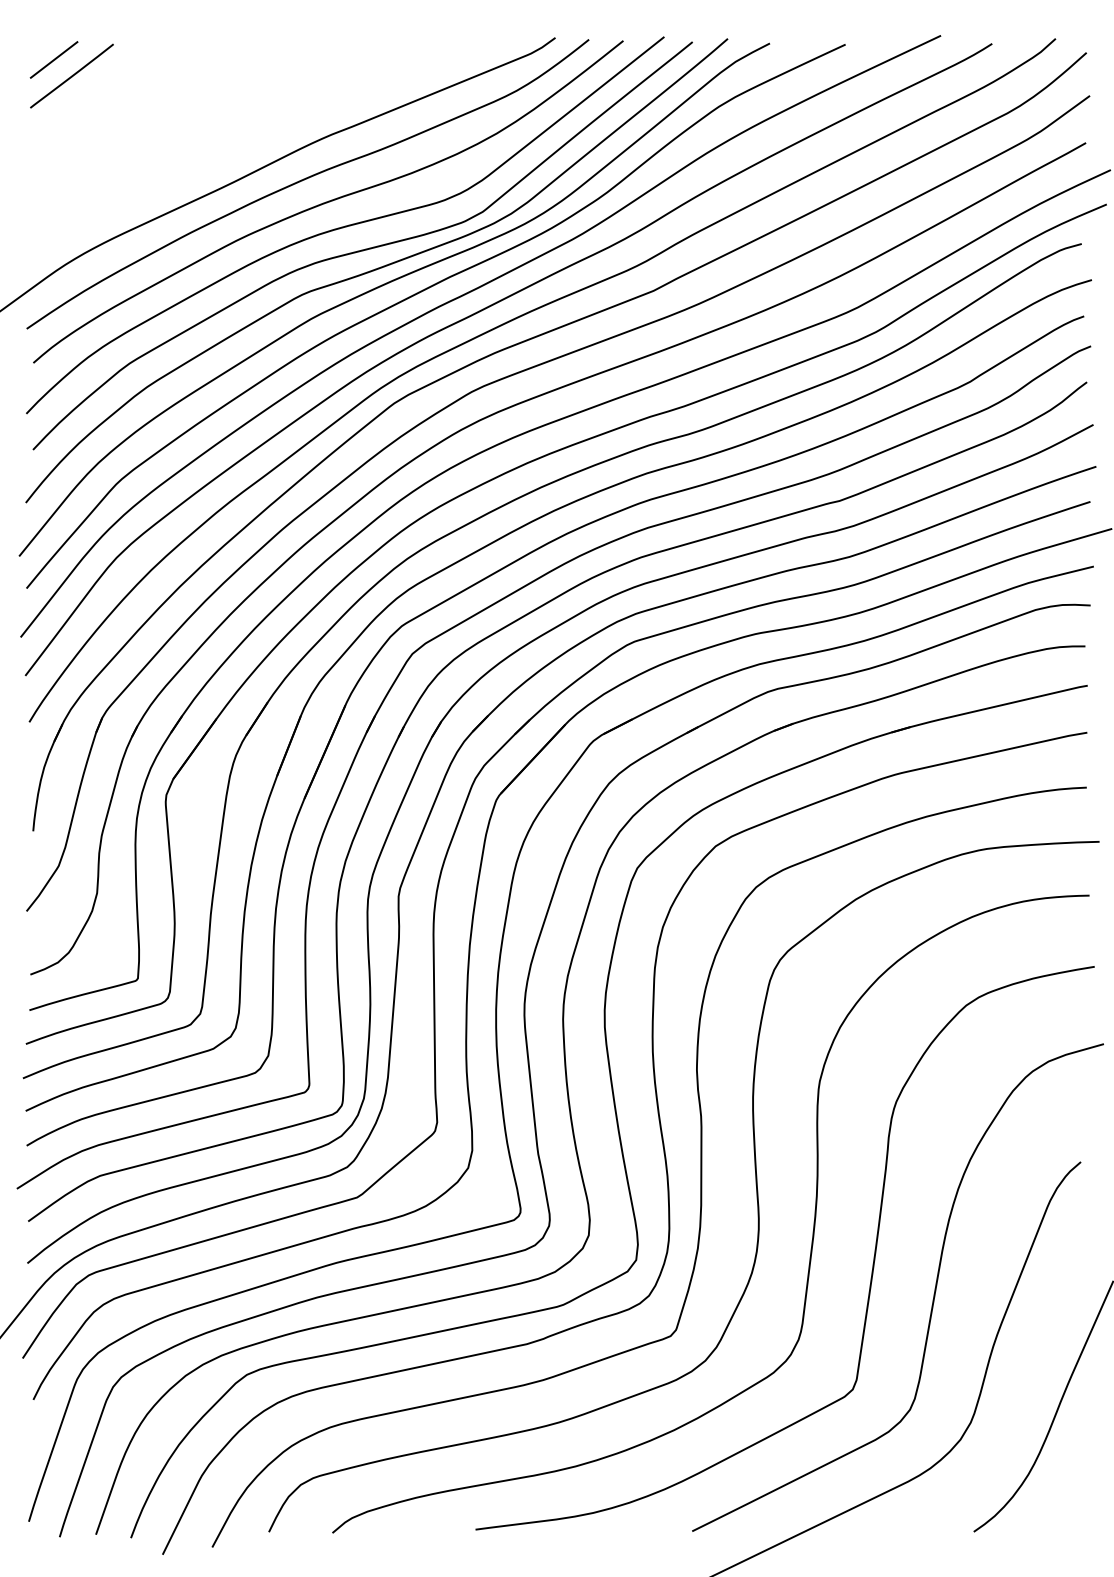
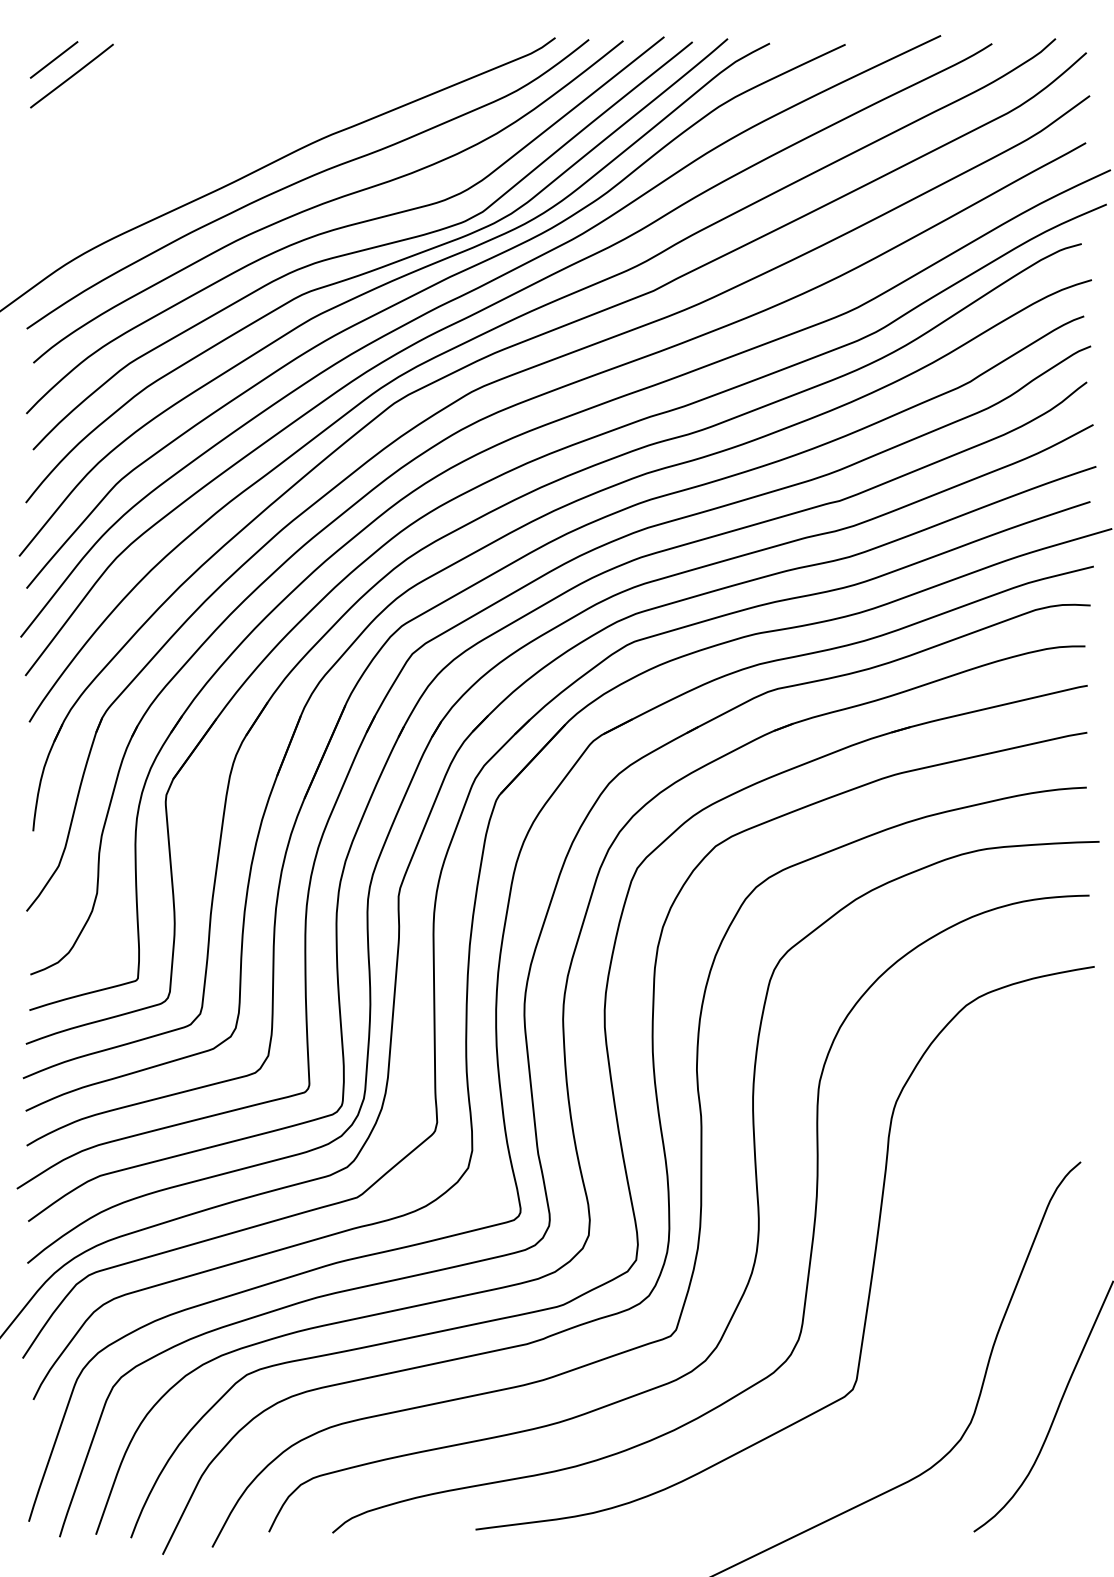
curve: present -> none (933, 1294)
